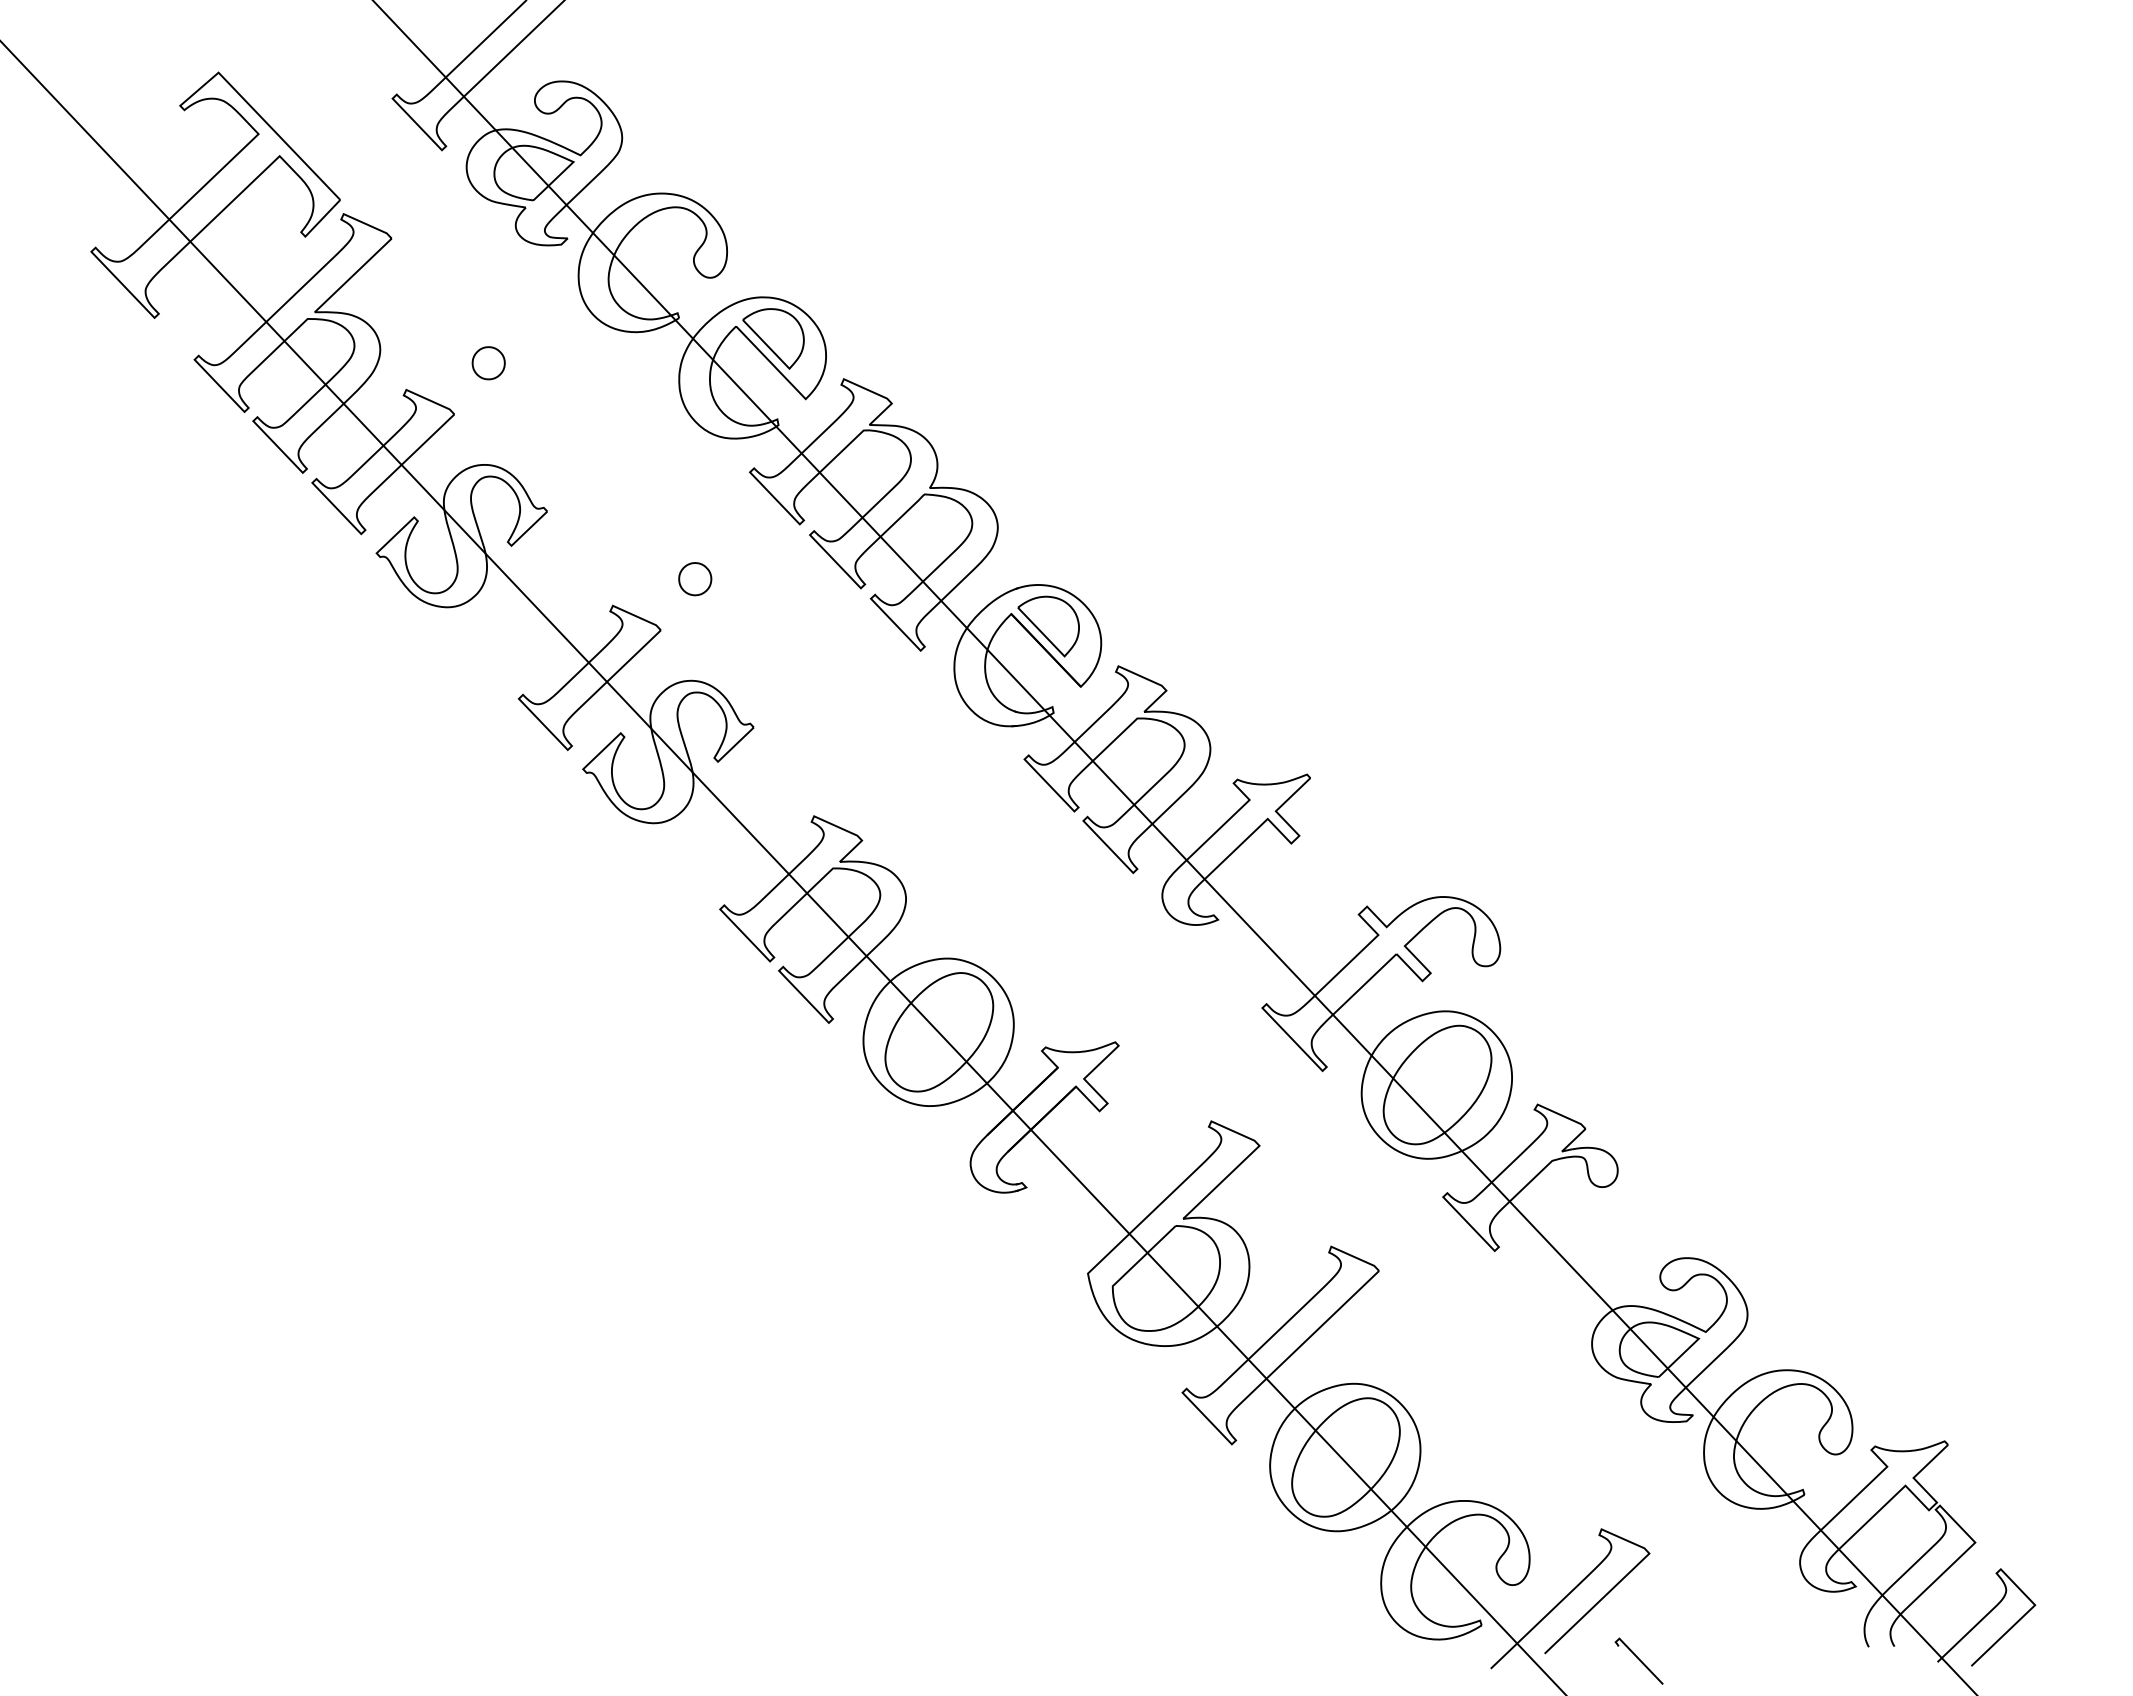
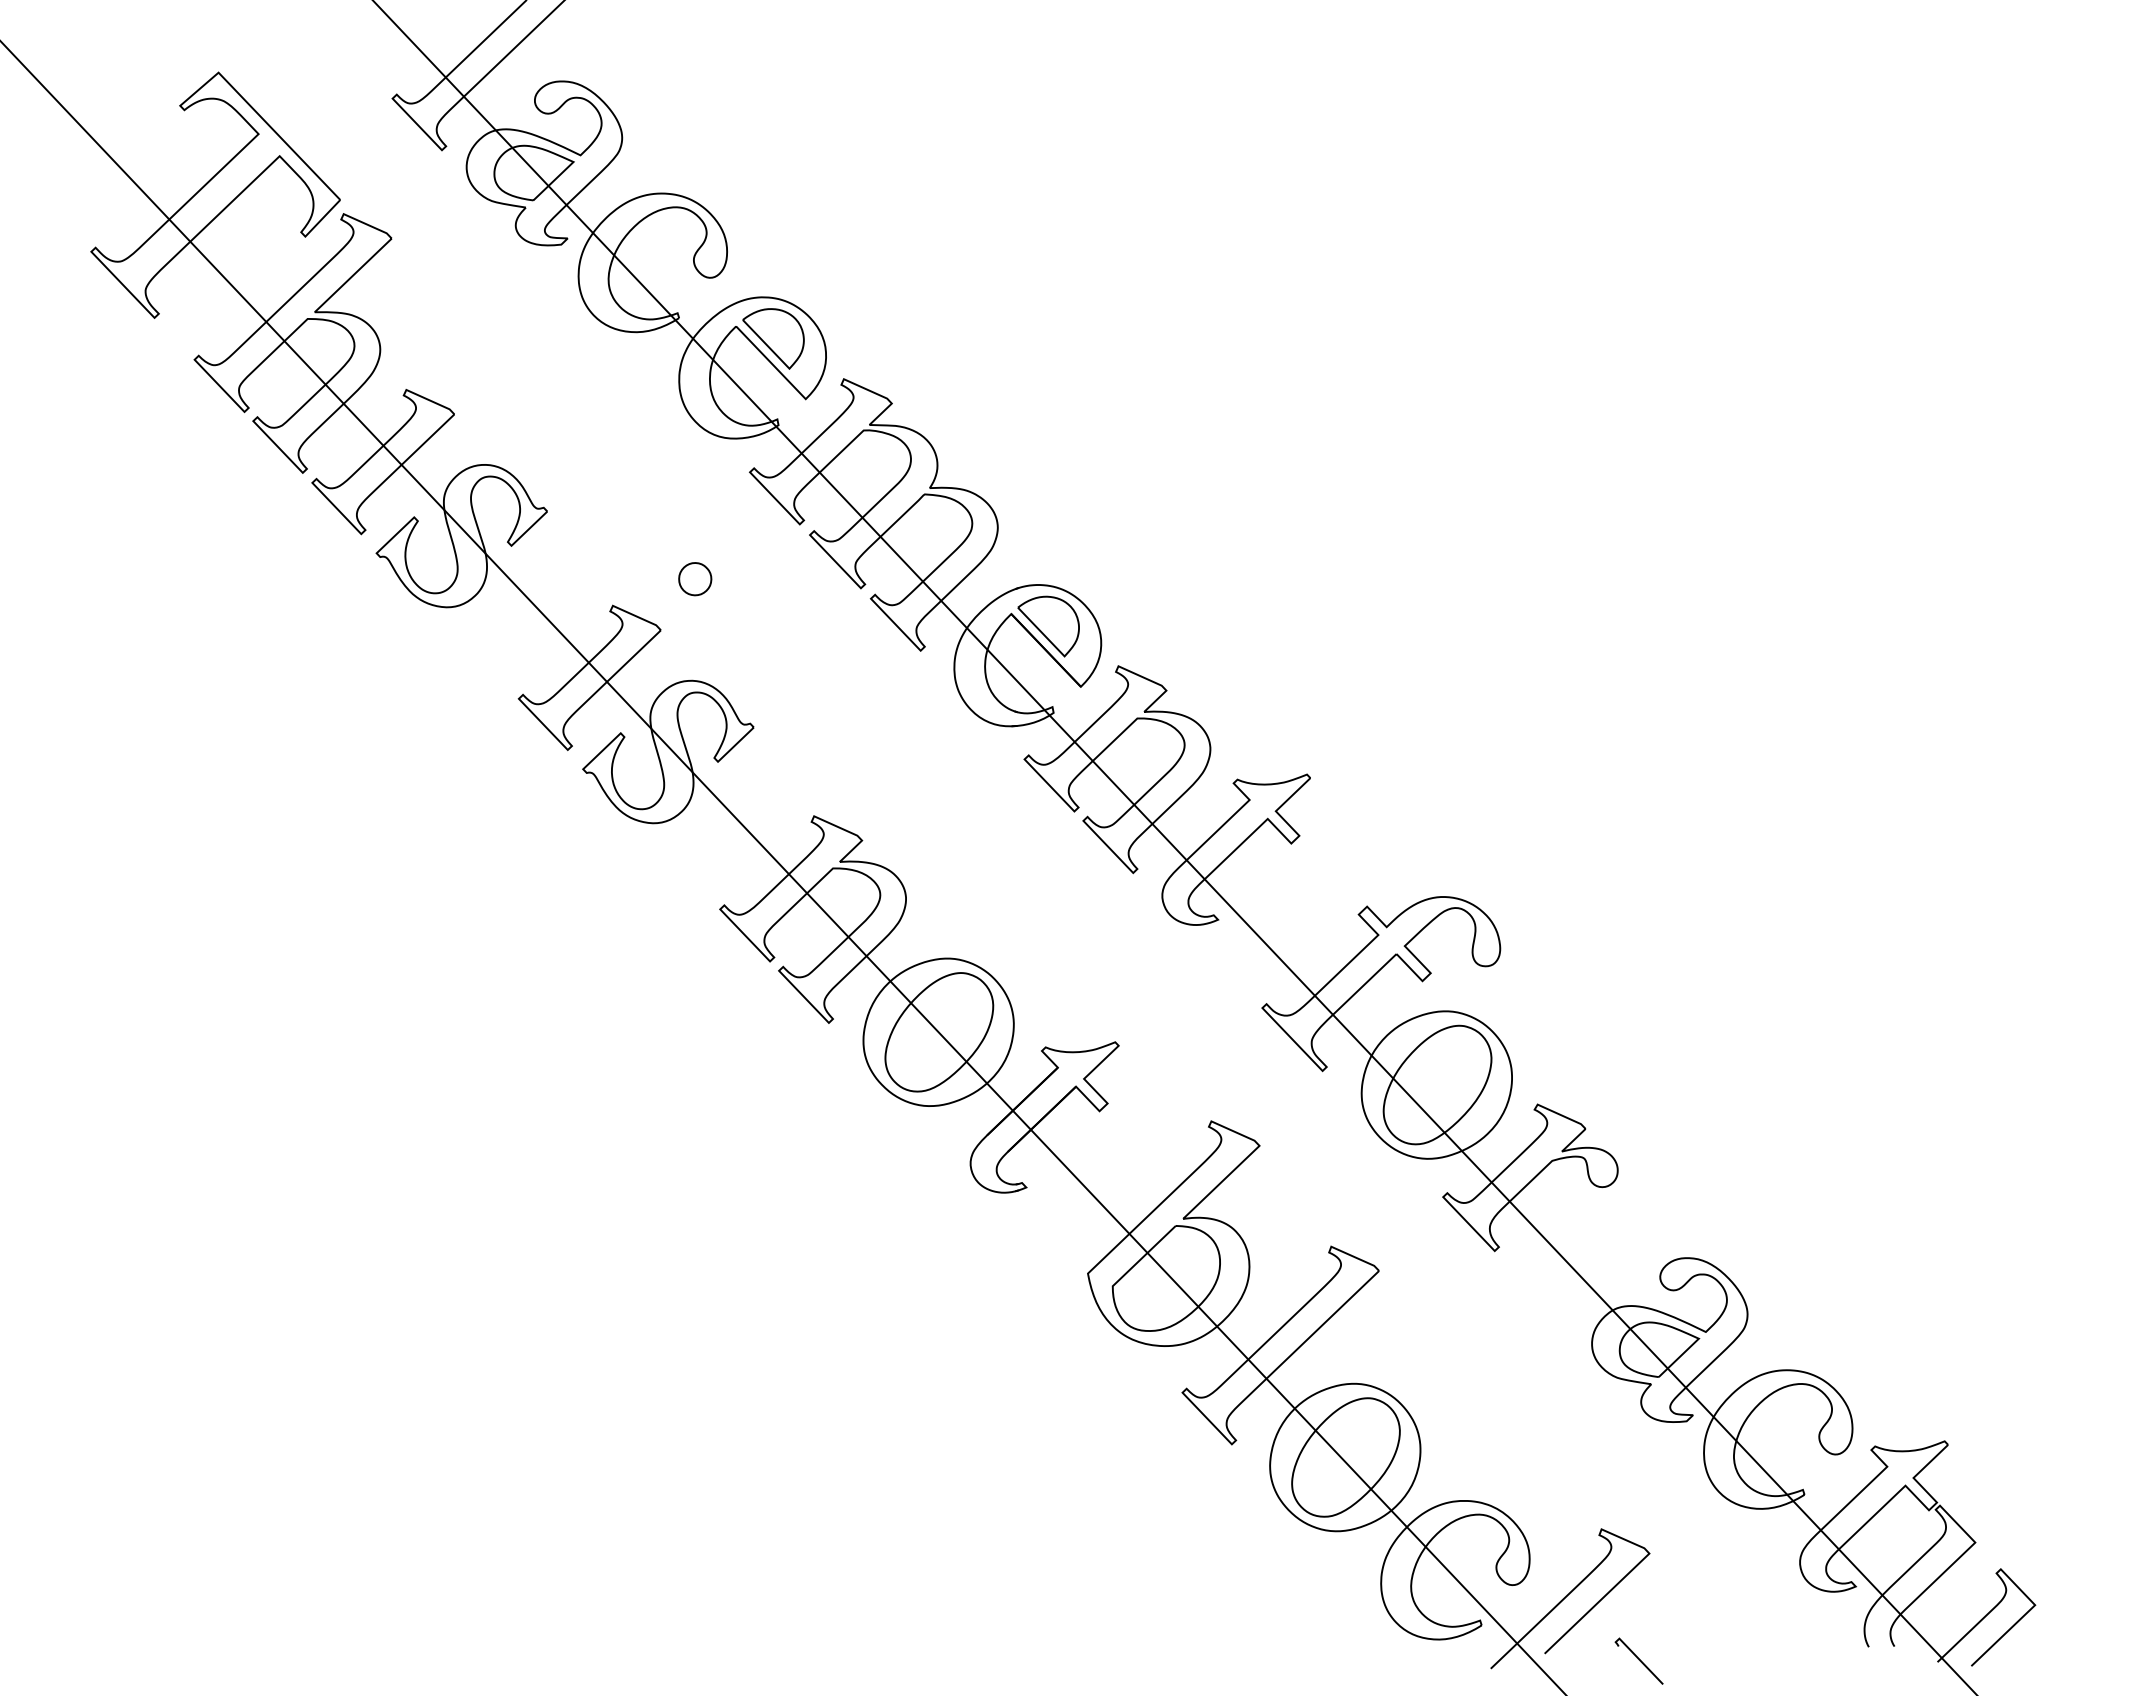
part: present -> none (488, 363)
